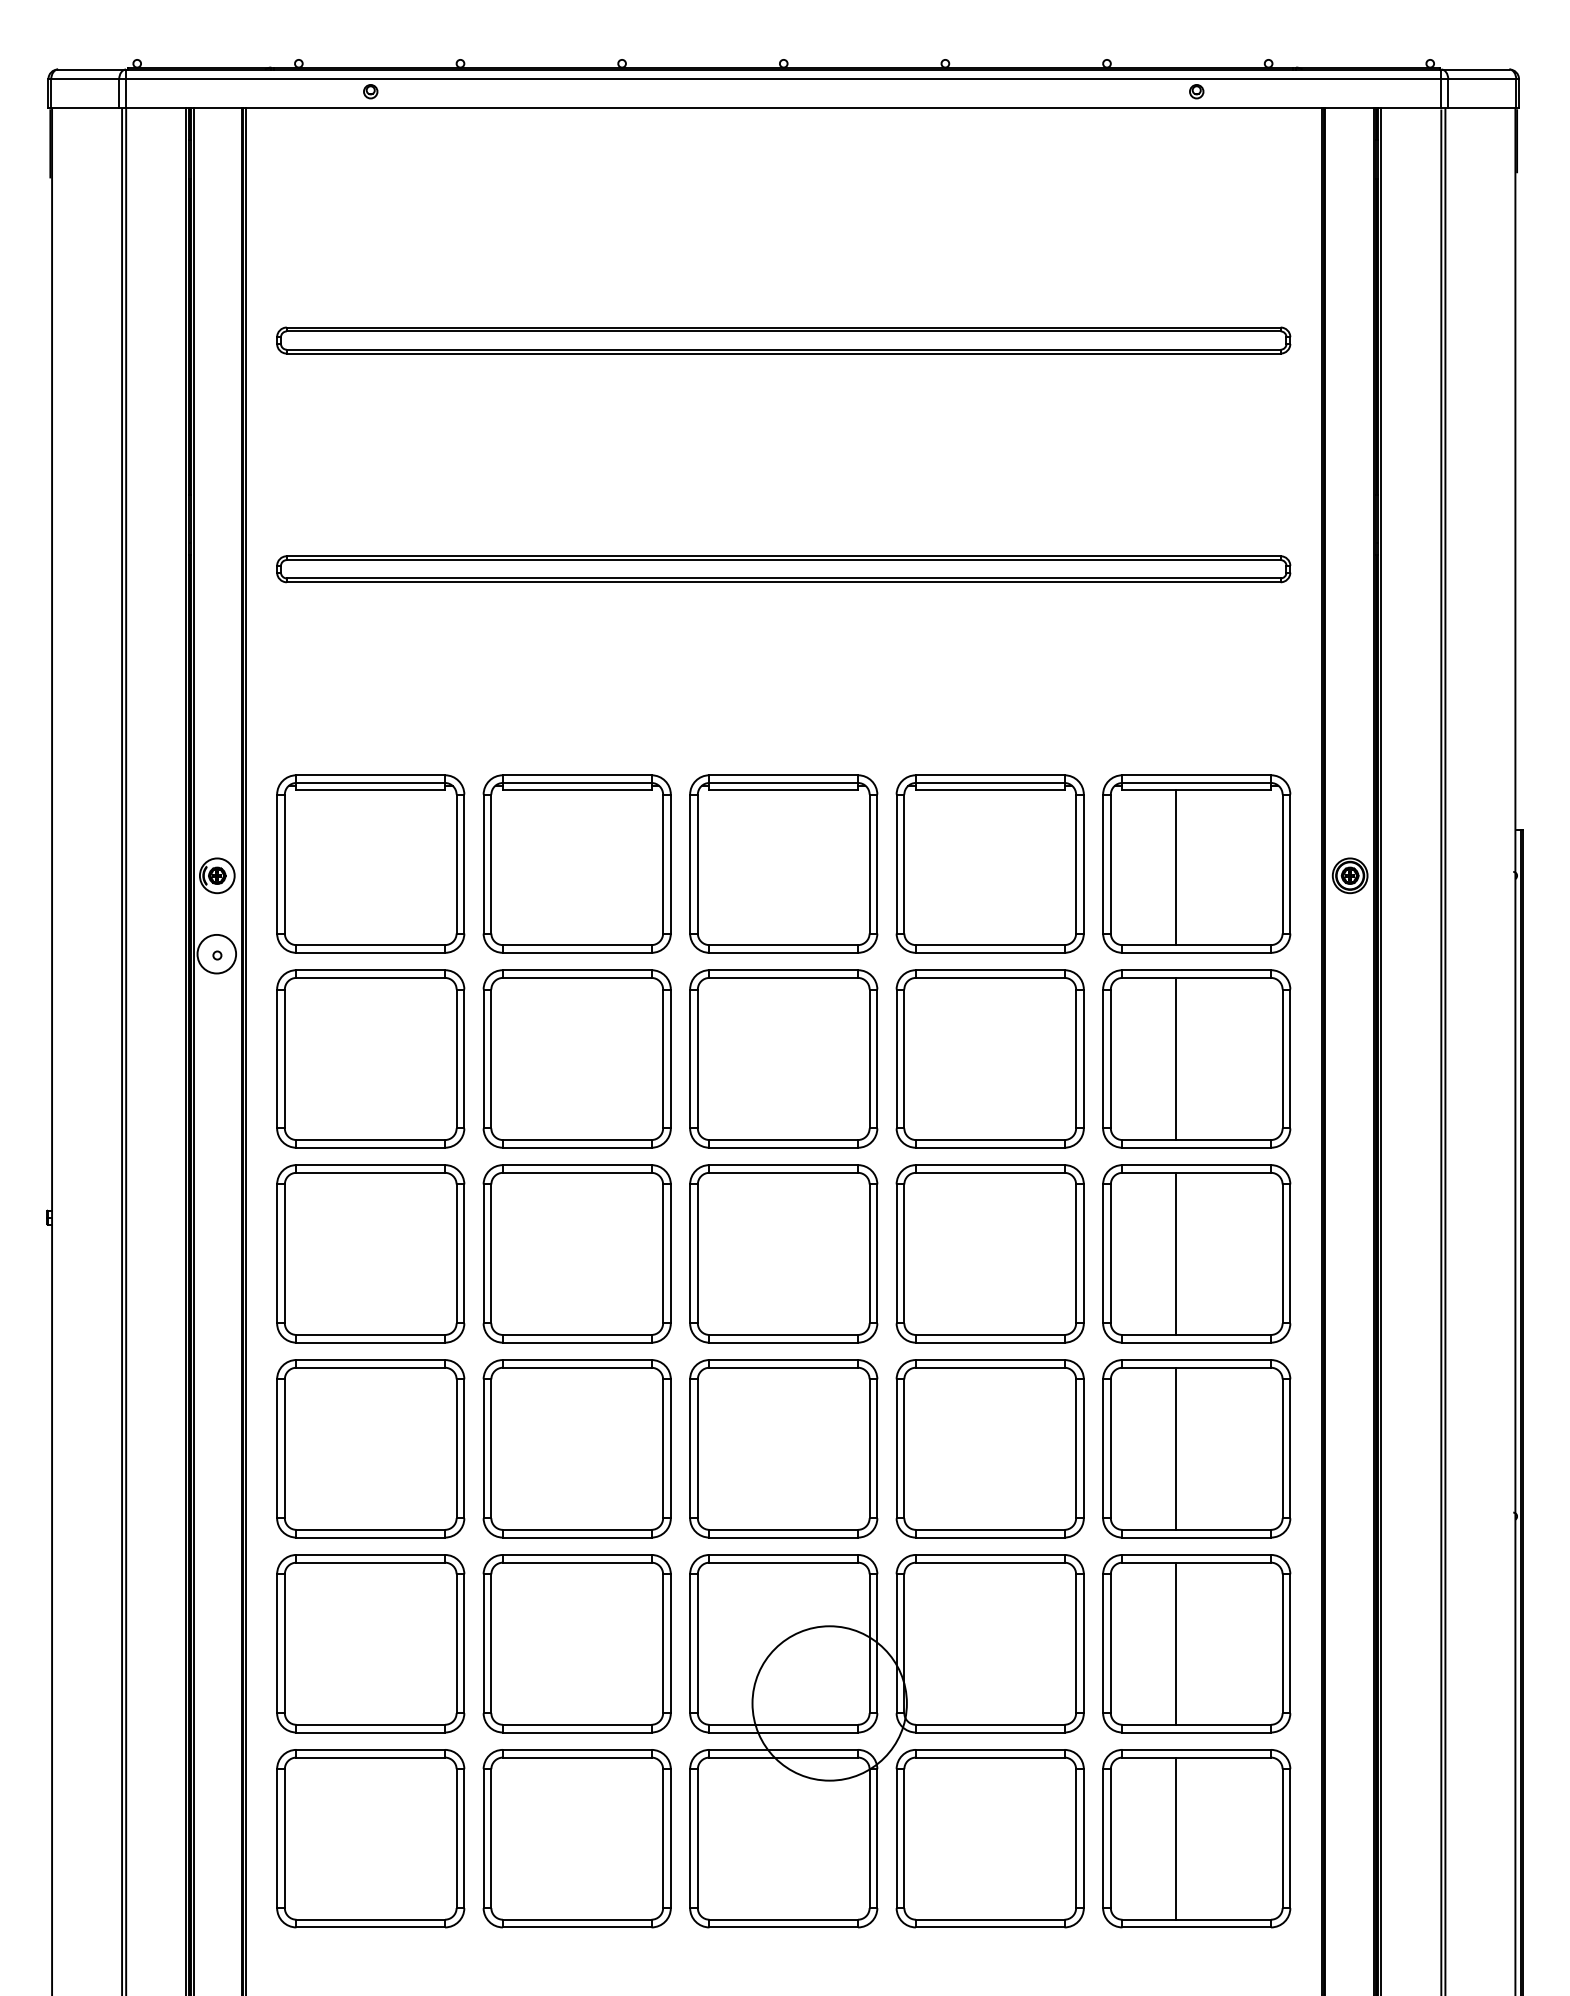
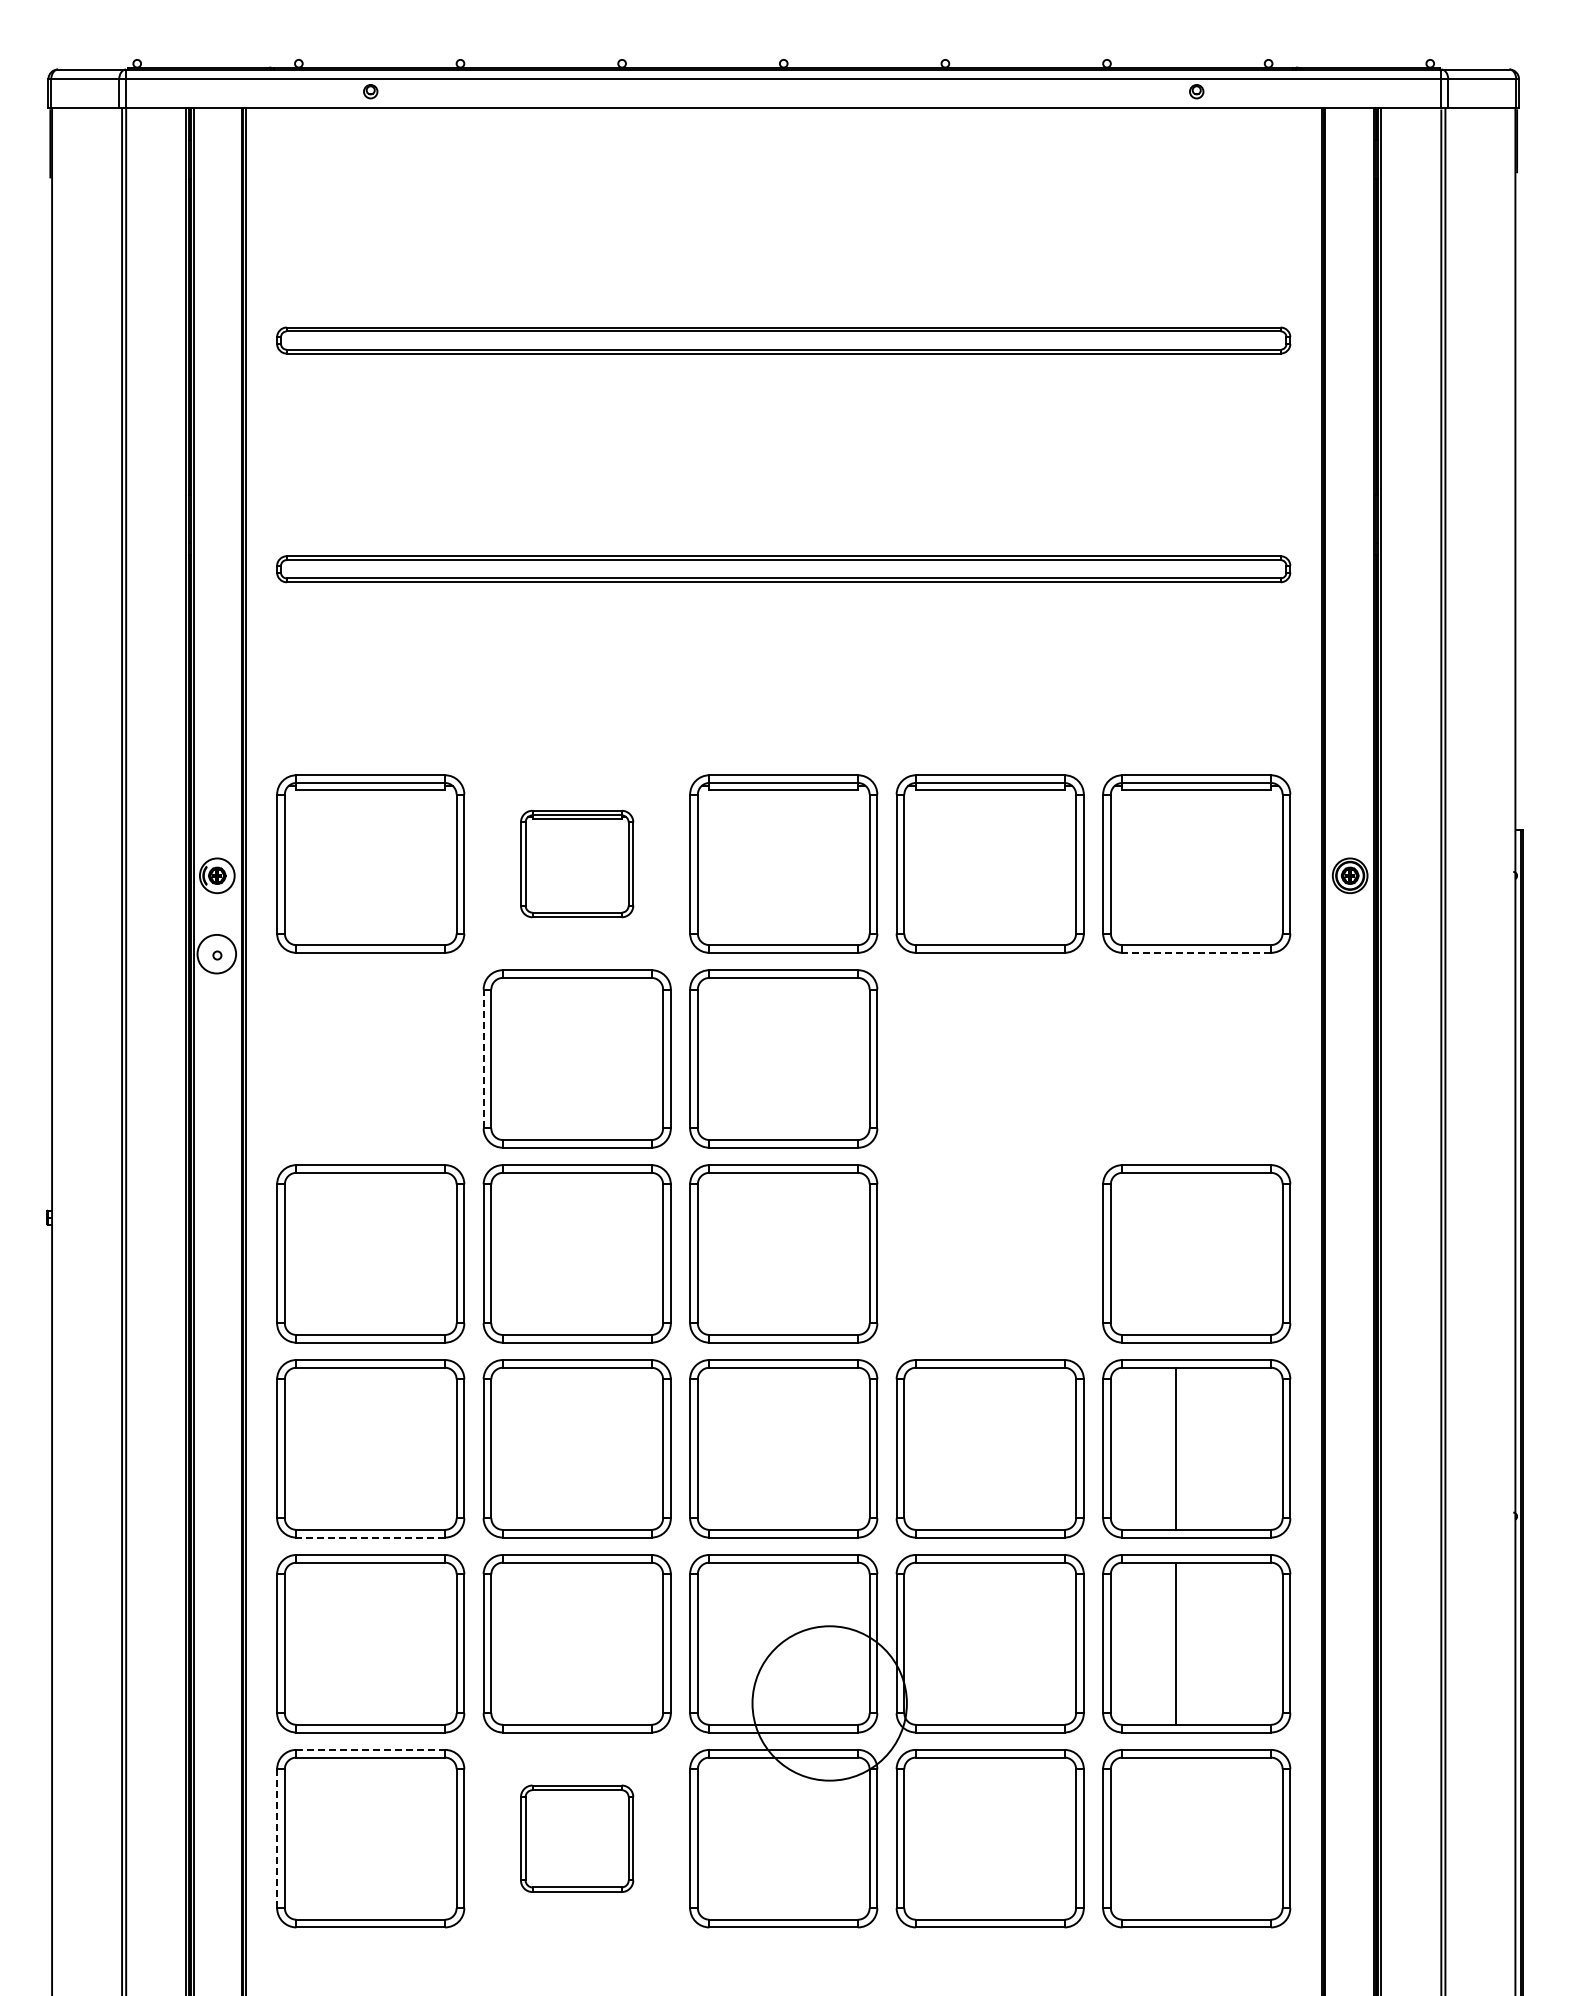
part size: 190x180 px -> 115x110 px (577, 863)
line: present -> none (1175, 867)
line: solid -> dashed (1196, 952)
part: present -> none (370, 1058)
line: solid -> dashed (483, 1058)
part: present -> none (989, 1058)
part: present -> none (1196, 1058)
part: present -> none (989, 1253)
line: present -> none (1175, 1253)
line: solid -> dashed (370, 1537)
line: solid -> dashed (371, 1749)
line: solid -> dashed (277, 1838)
part size: 190x180 px -> 115x109 px (577, 1838)
line: present -> none (1175, 1838)
